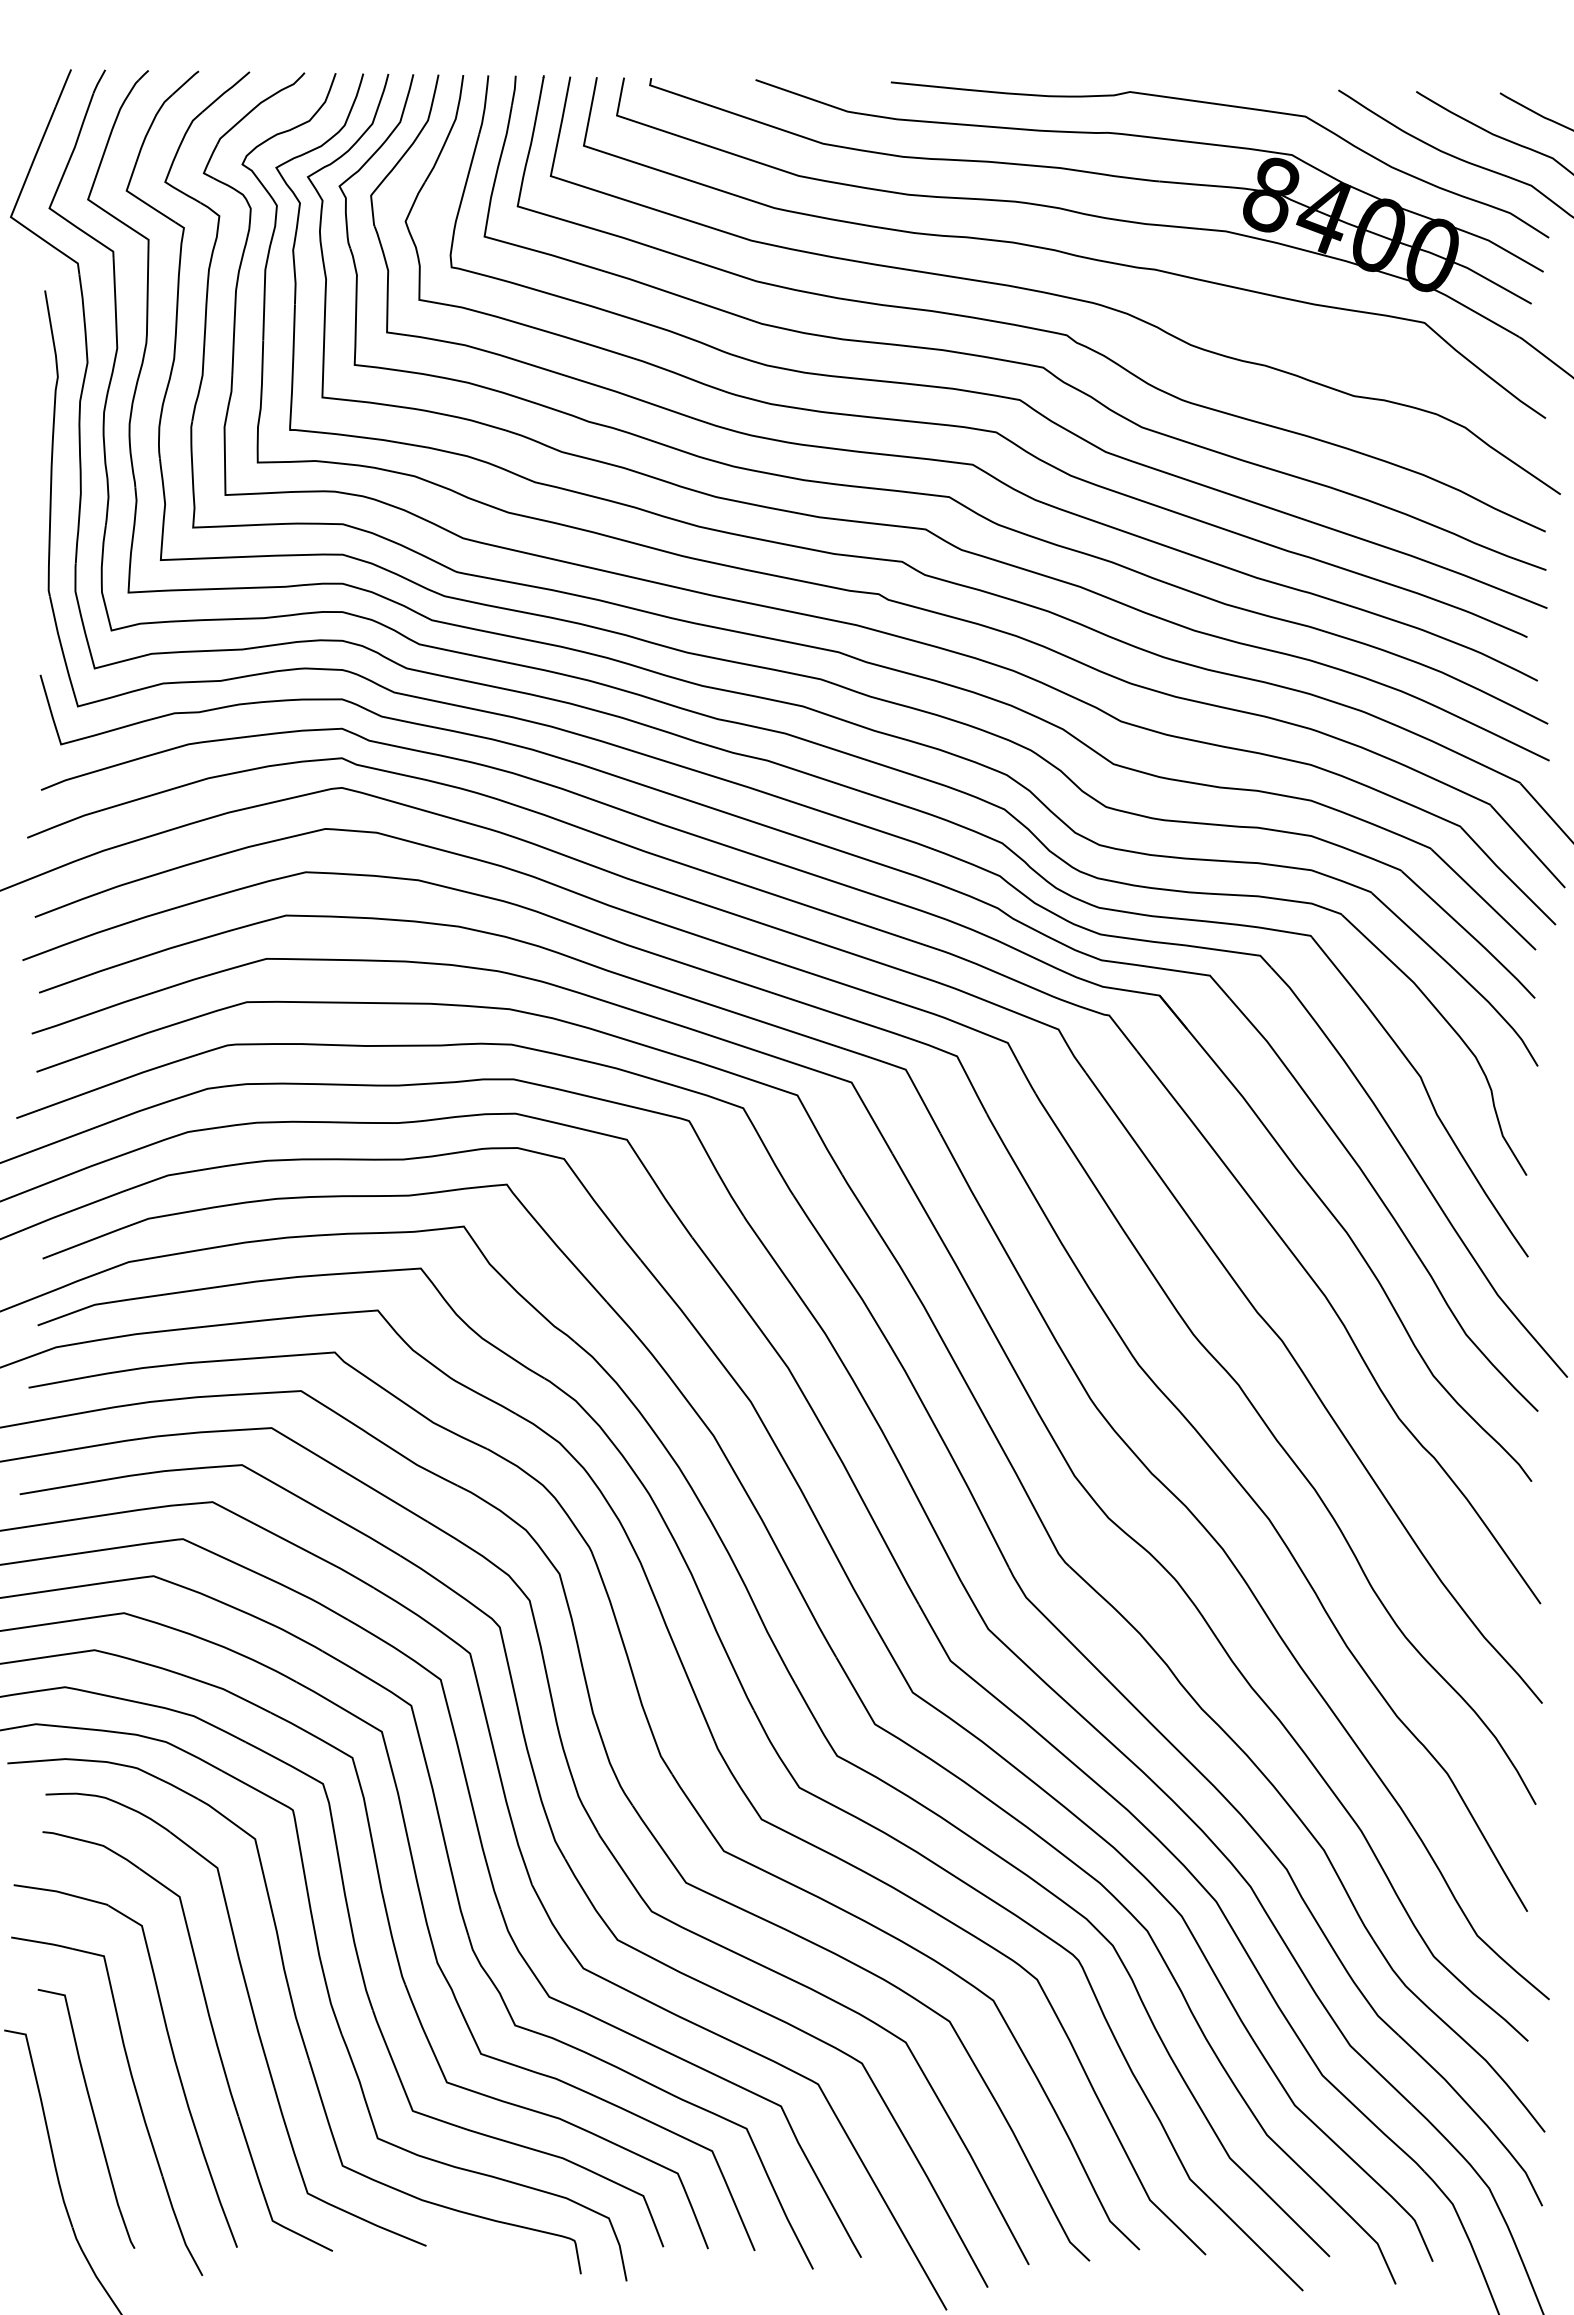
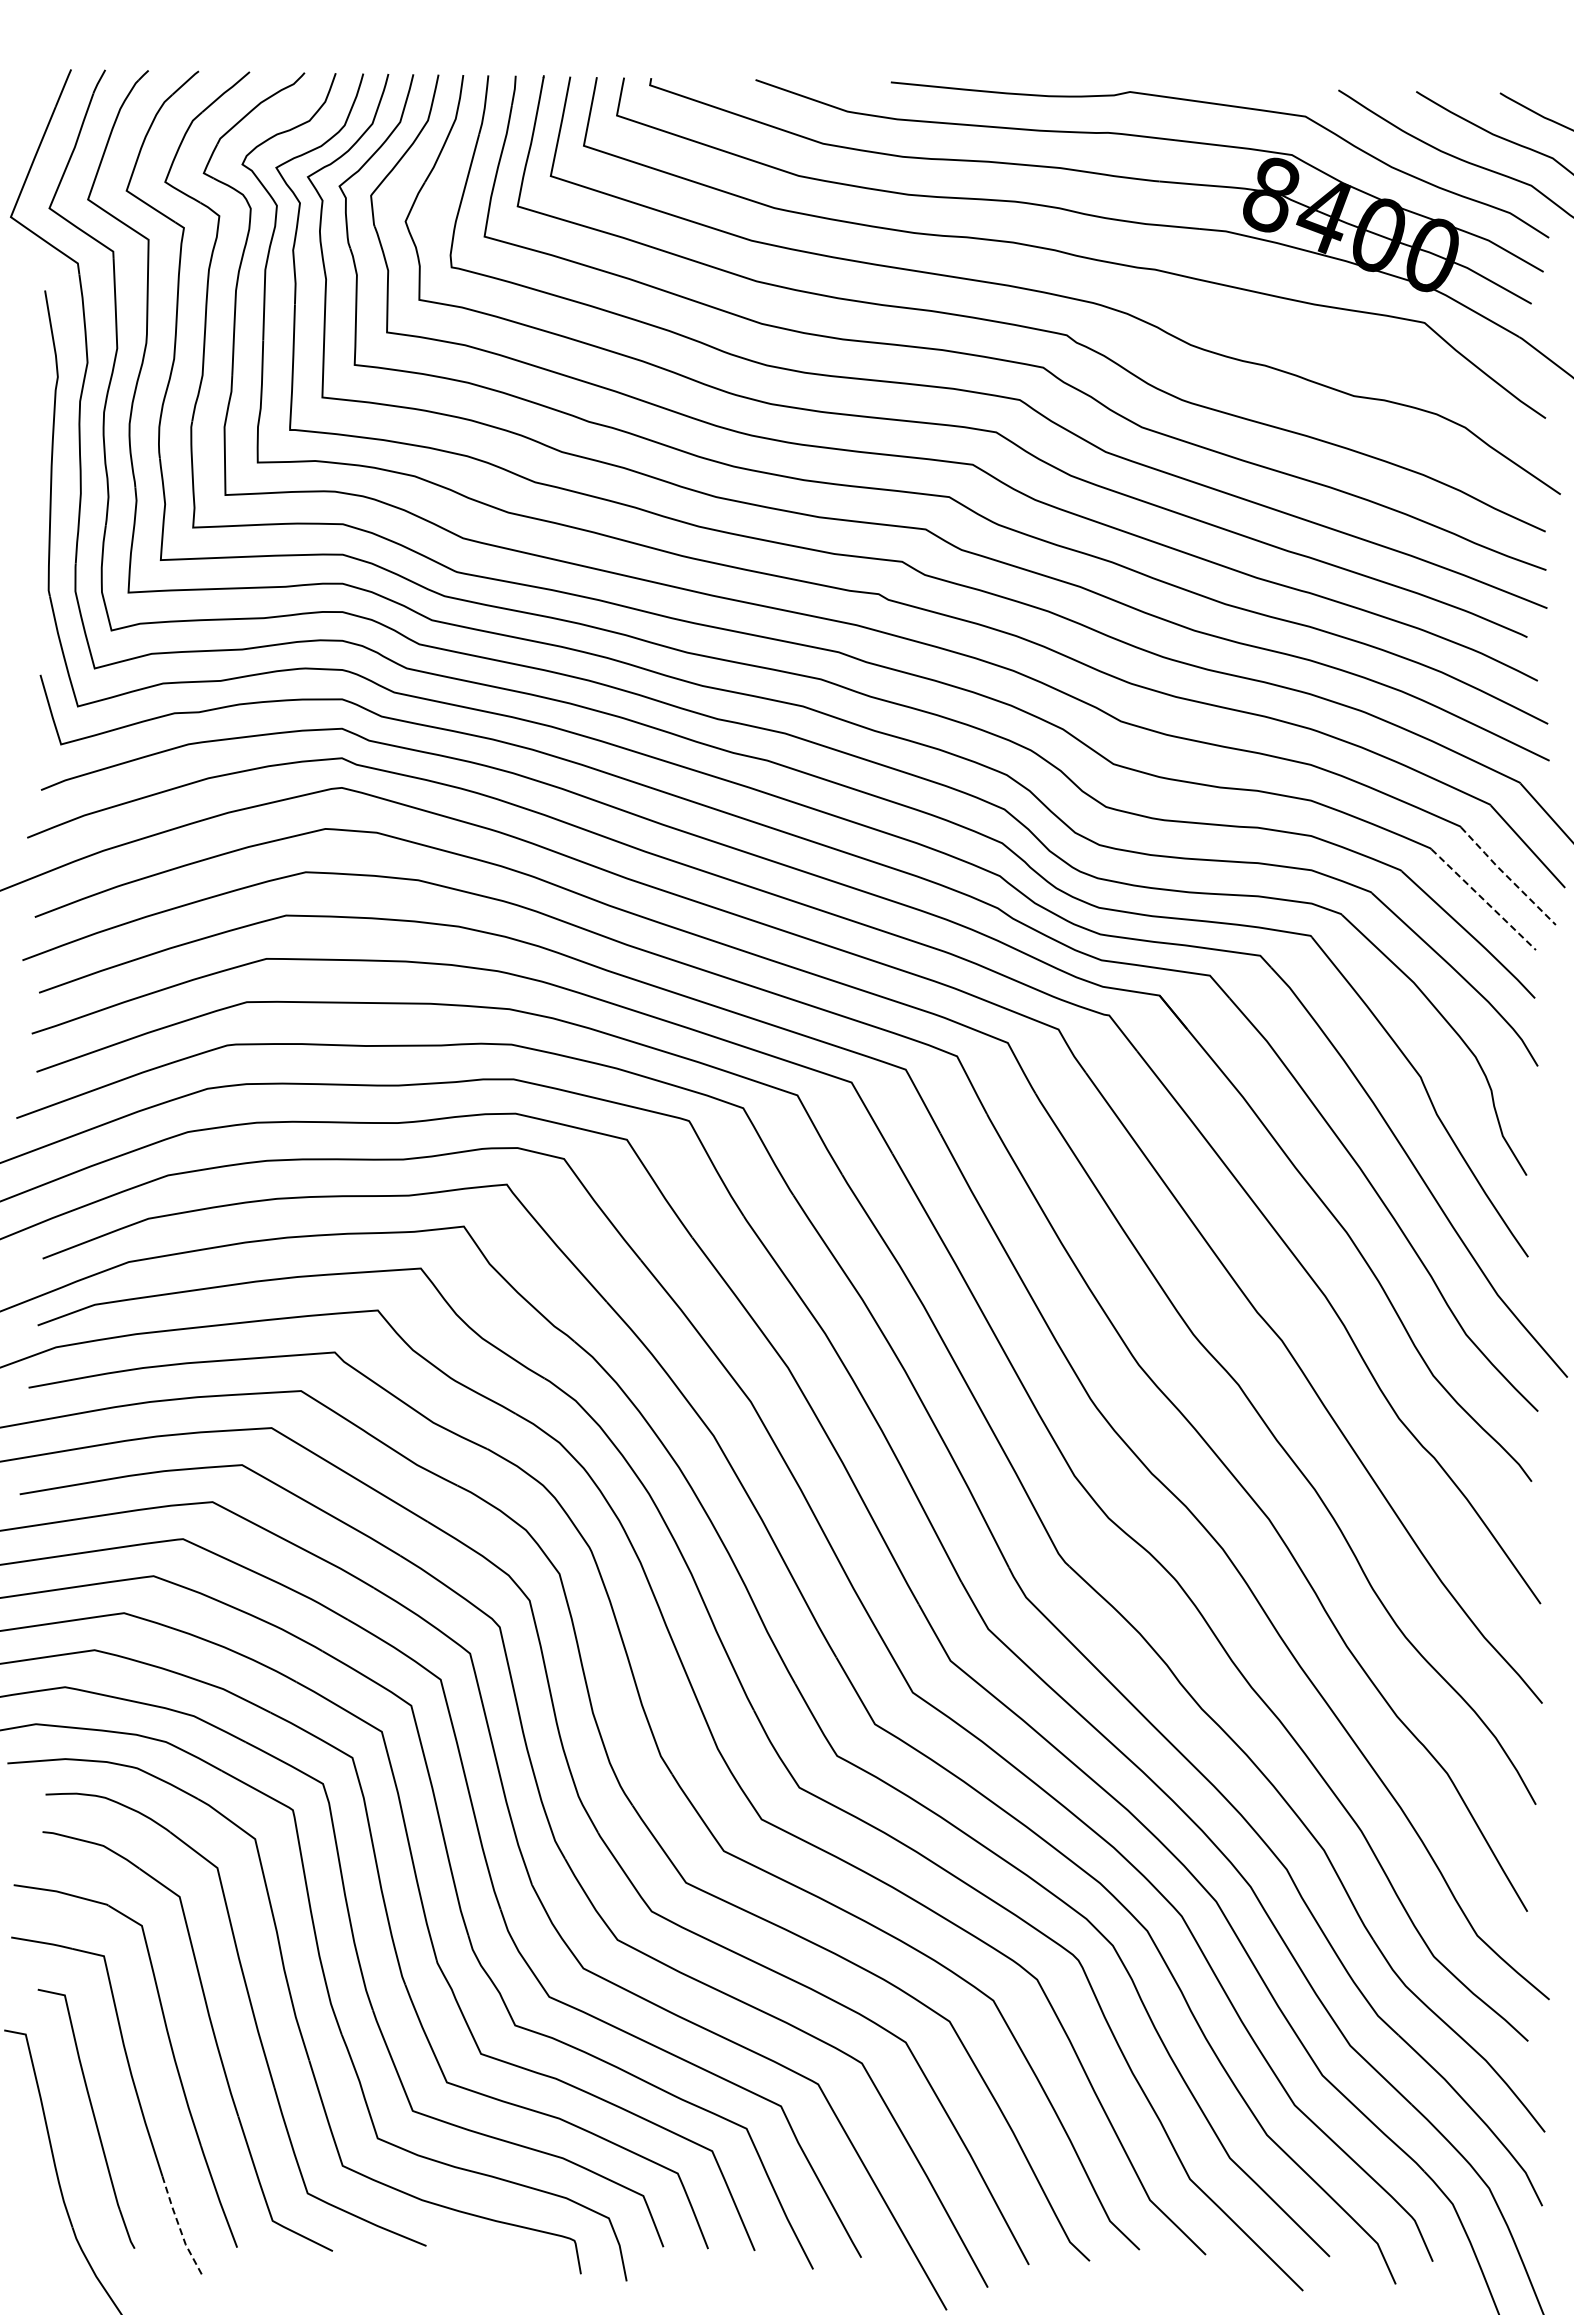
line: solid -> dashed (1507, 876)
line: solid -> dashed (1483, 899)
line: solid -> dashed (179, 2227)
